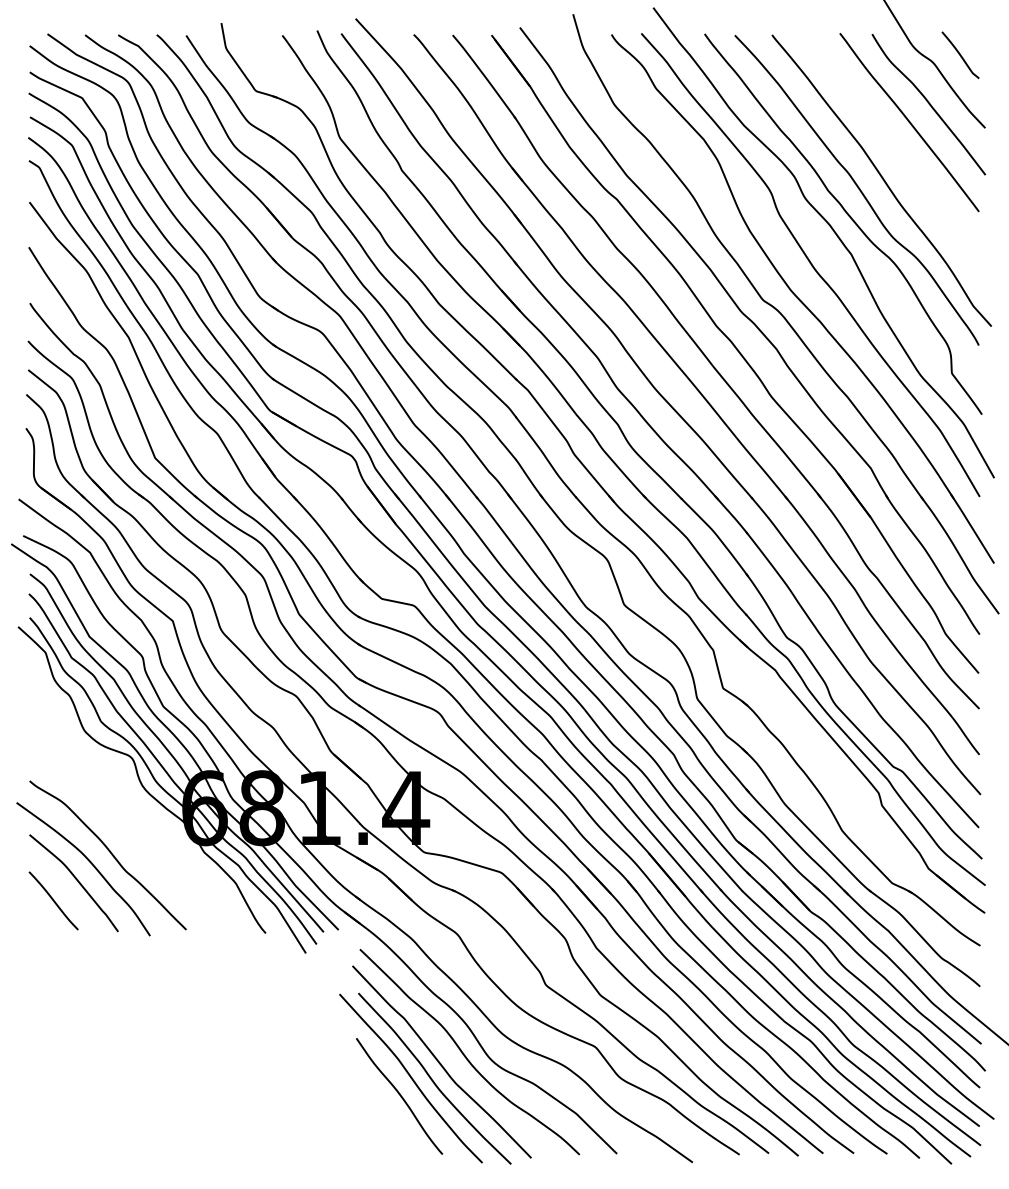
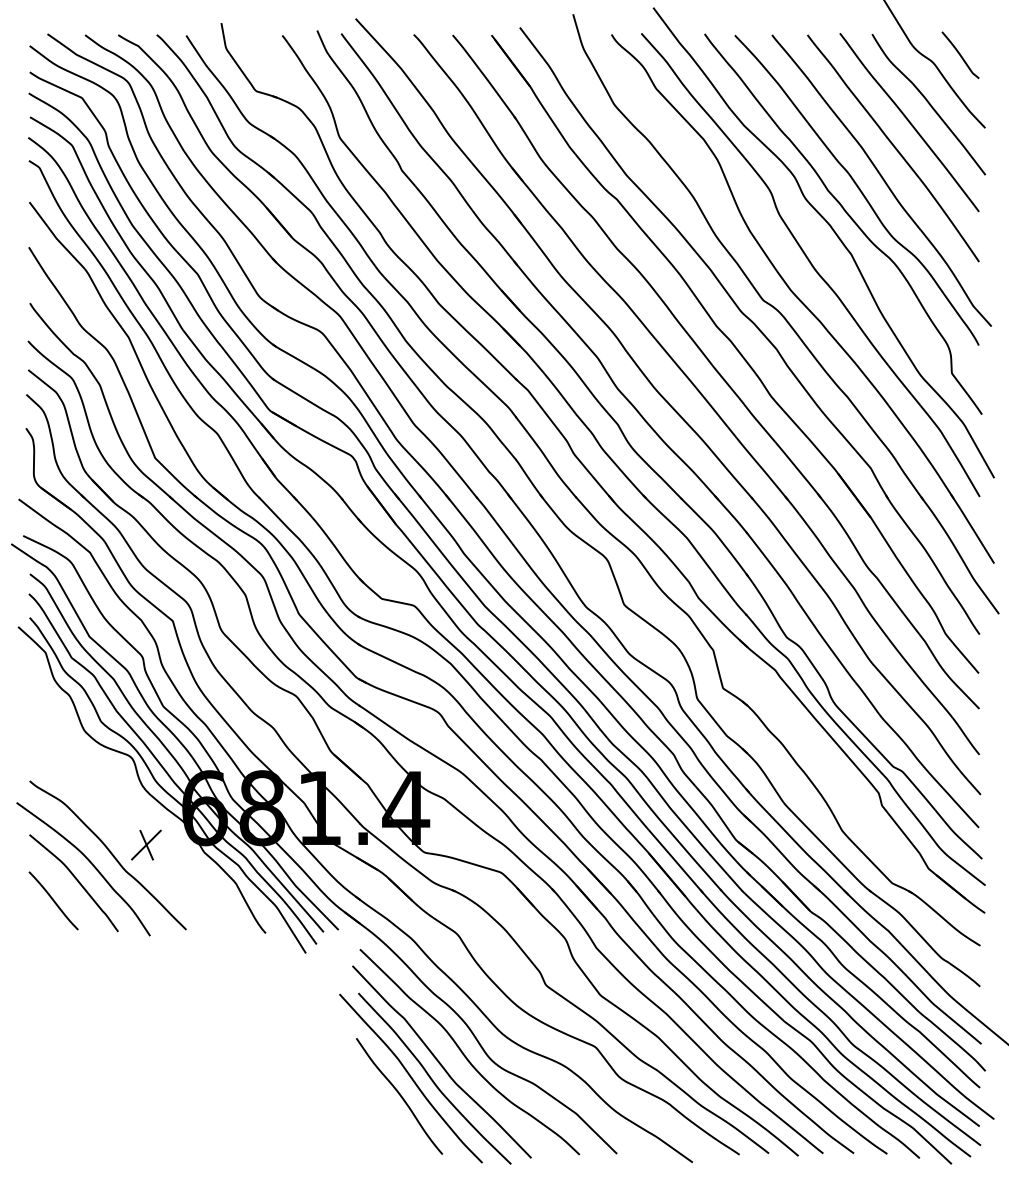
curve: none -> present (893, 147)
part: none -> present (146, 844)
